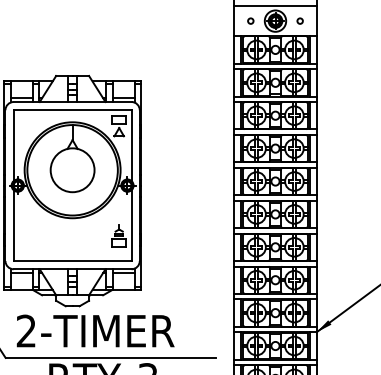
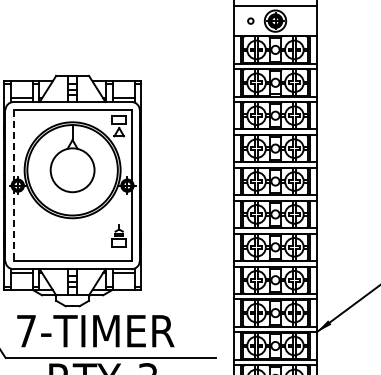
circle: present -> none (299, 20)
line: solid -> dashed (13, 186)
text: 2-TIMER -> 7-TIMER (25, 330)
